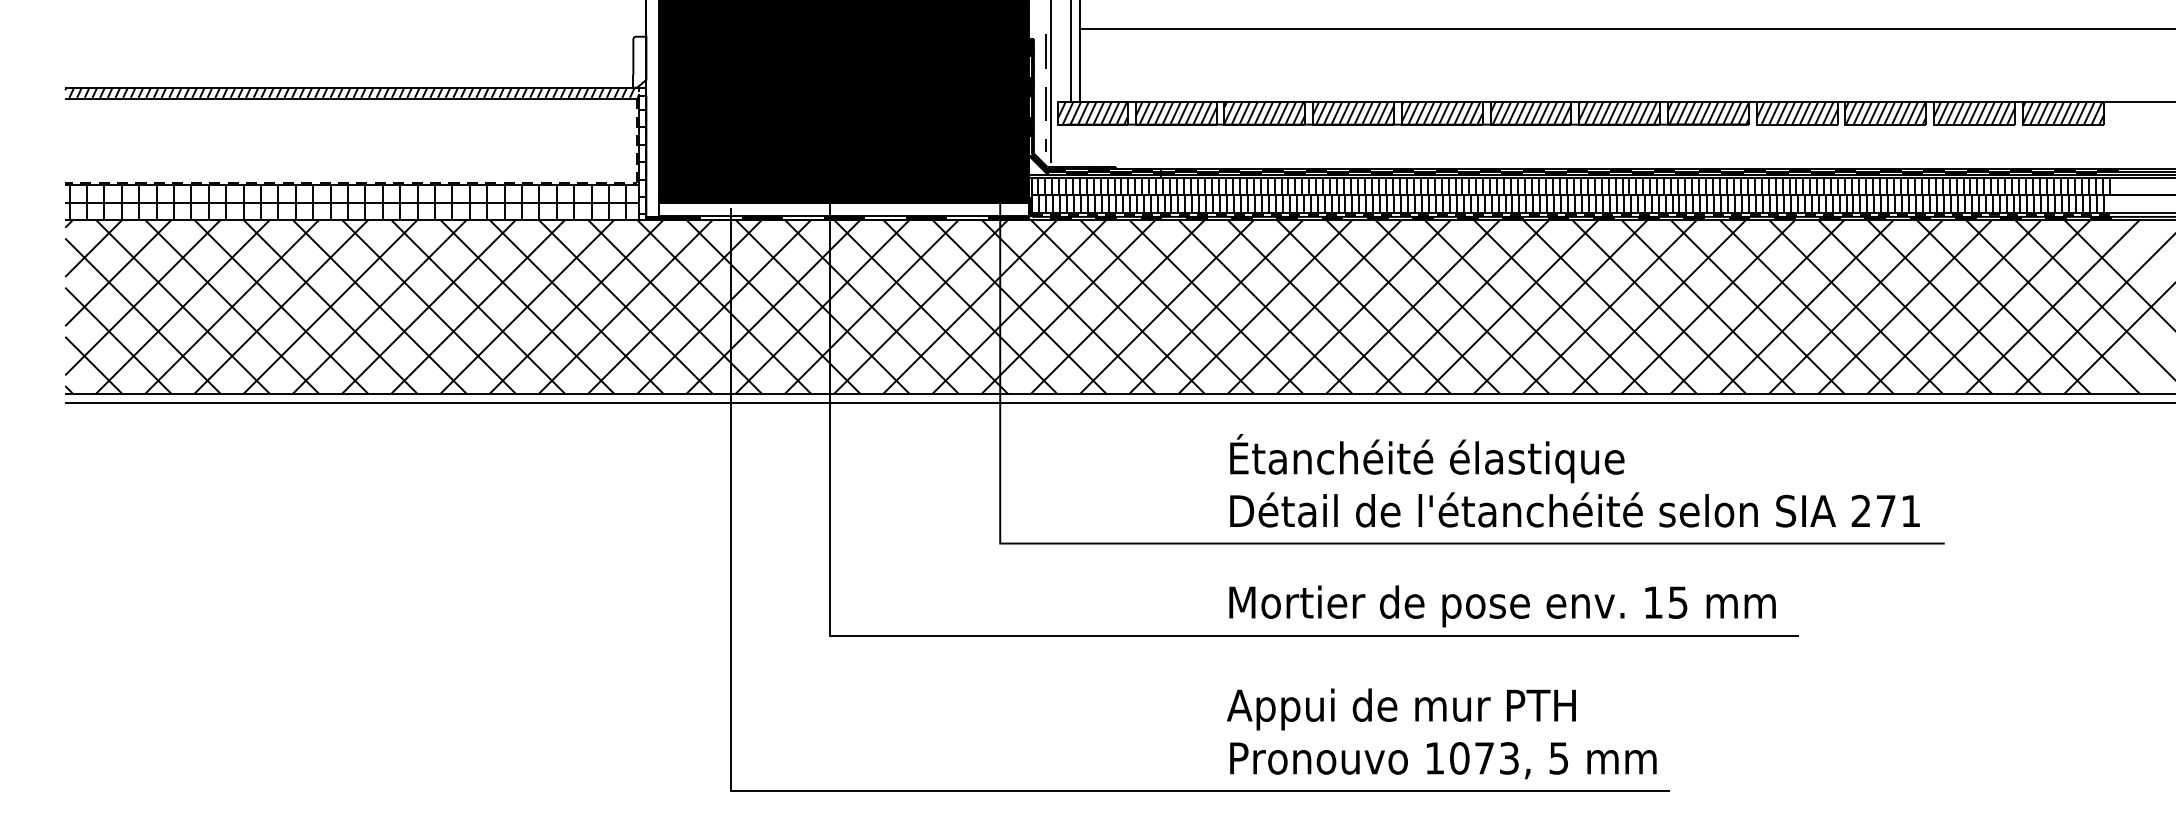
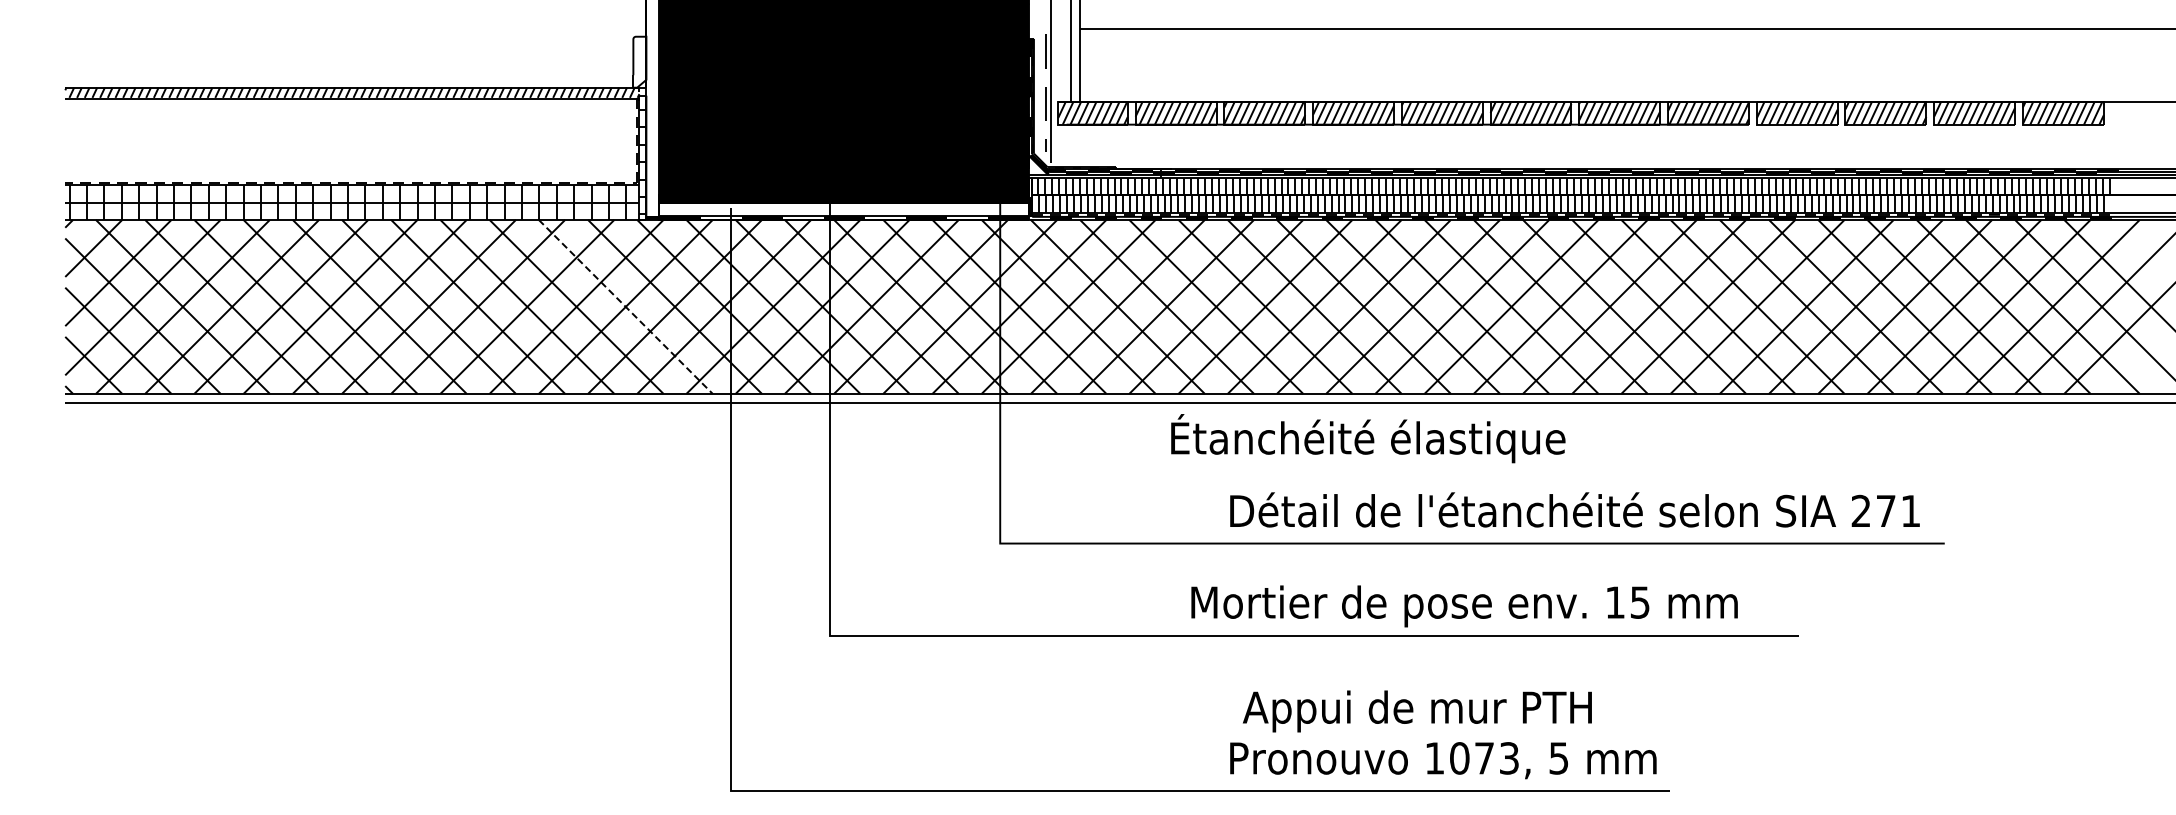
line: solid -> dashed (626, 307)
text position: (1427, 458) -> (1368, 438) (1368, 438)
text position: (1502, 606) -> (1464, 606) (1464, 606)
text position: (1401, 709) -> (1417, 711) (1417, 711)
